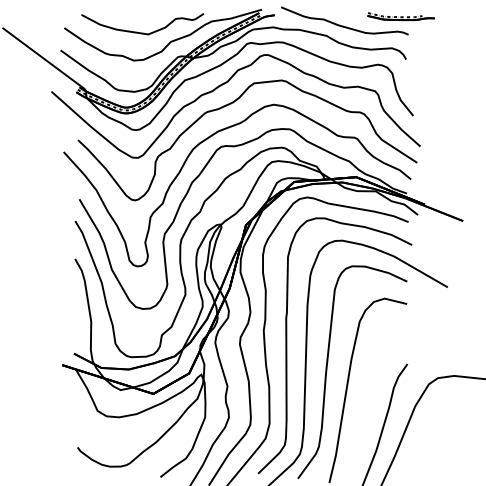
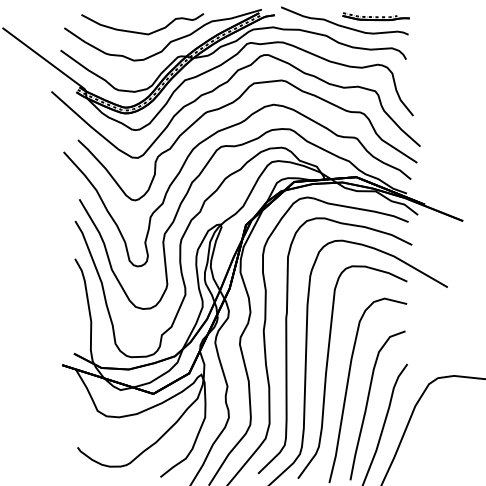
part position: (400, 16) -> (375, 16) (375, 16)
curve: none -> present (368, 402)
